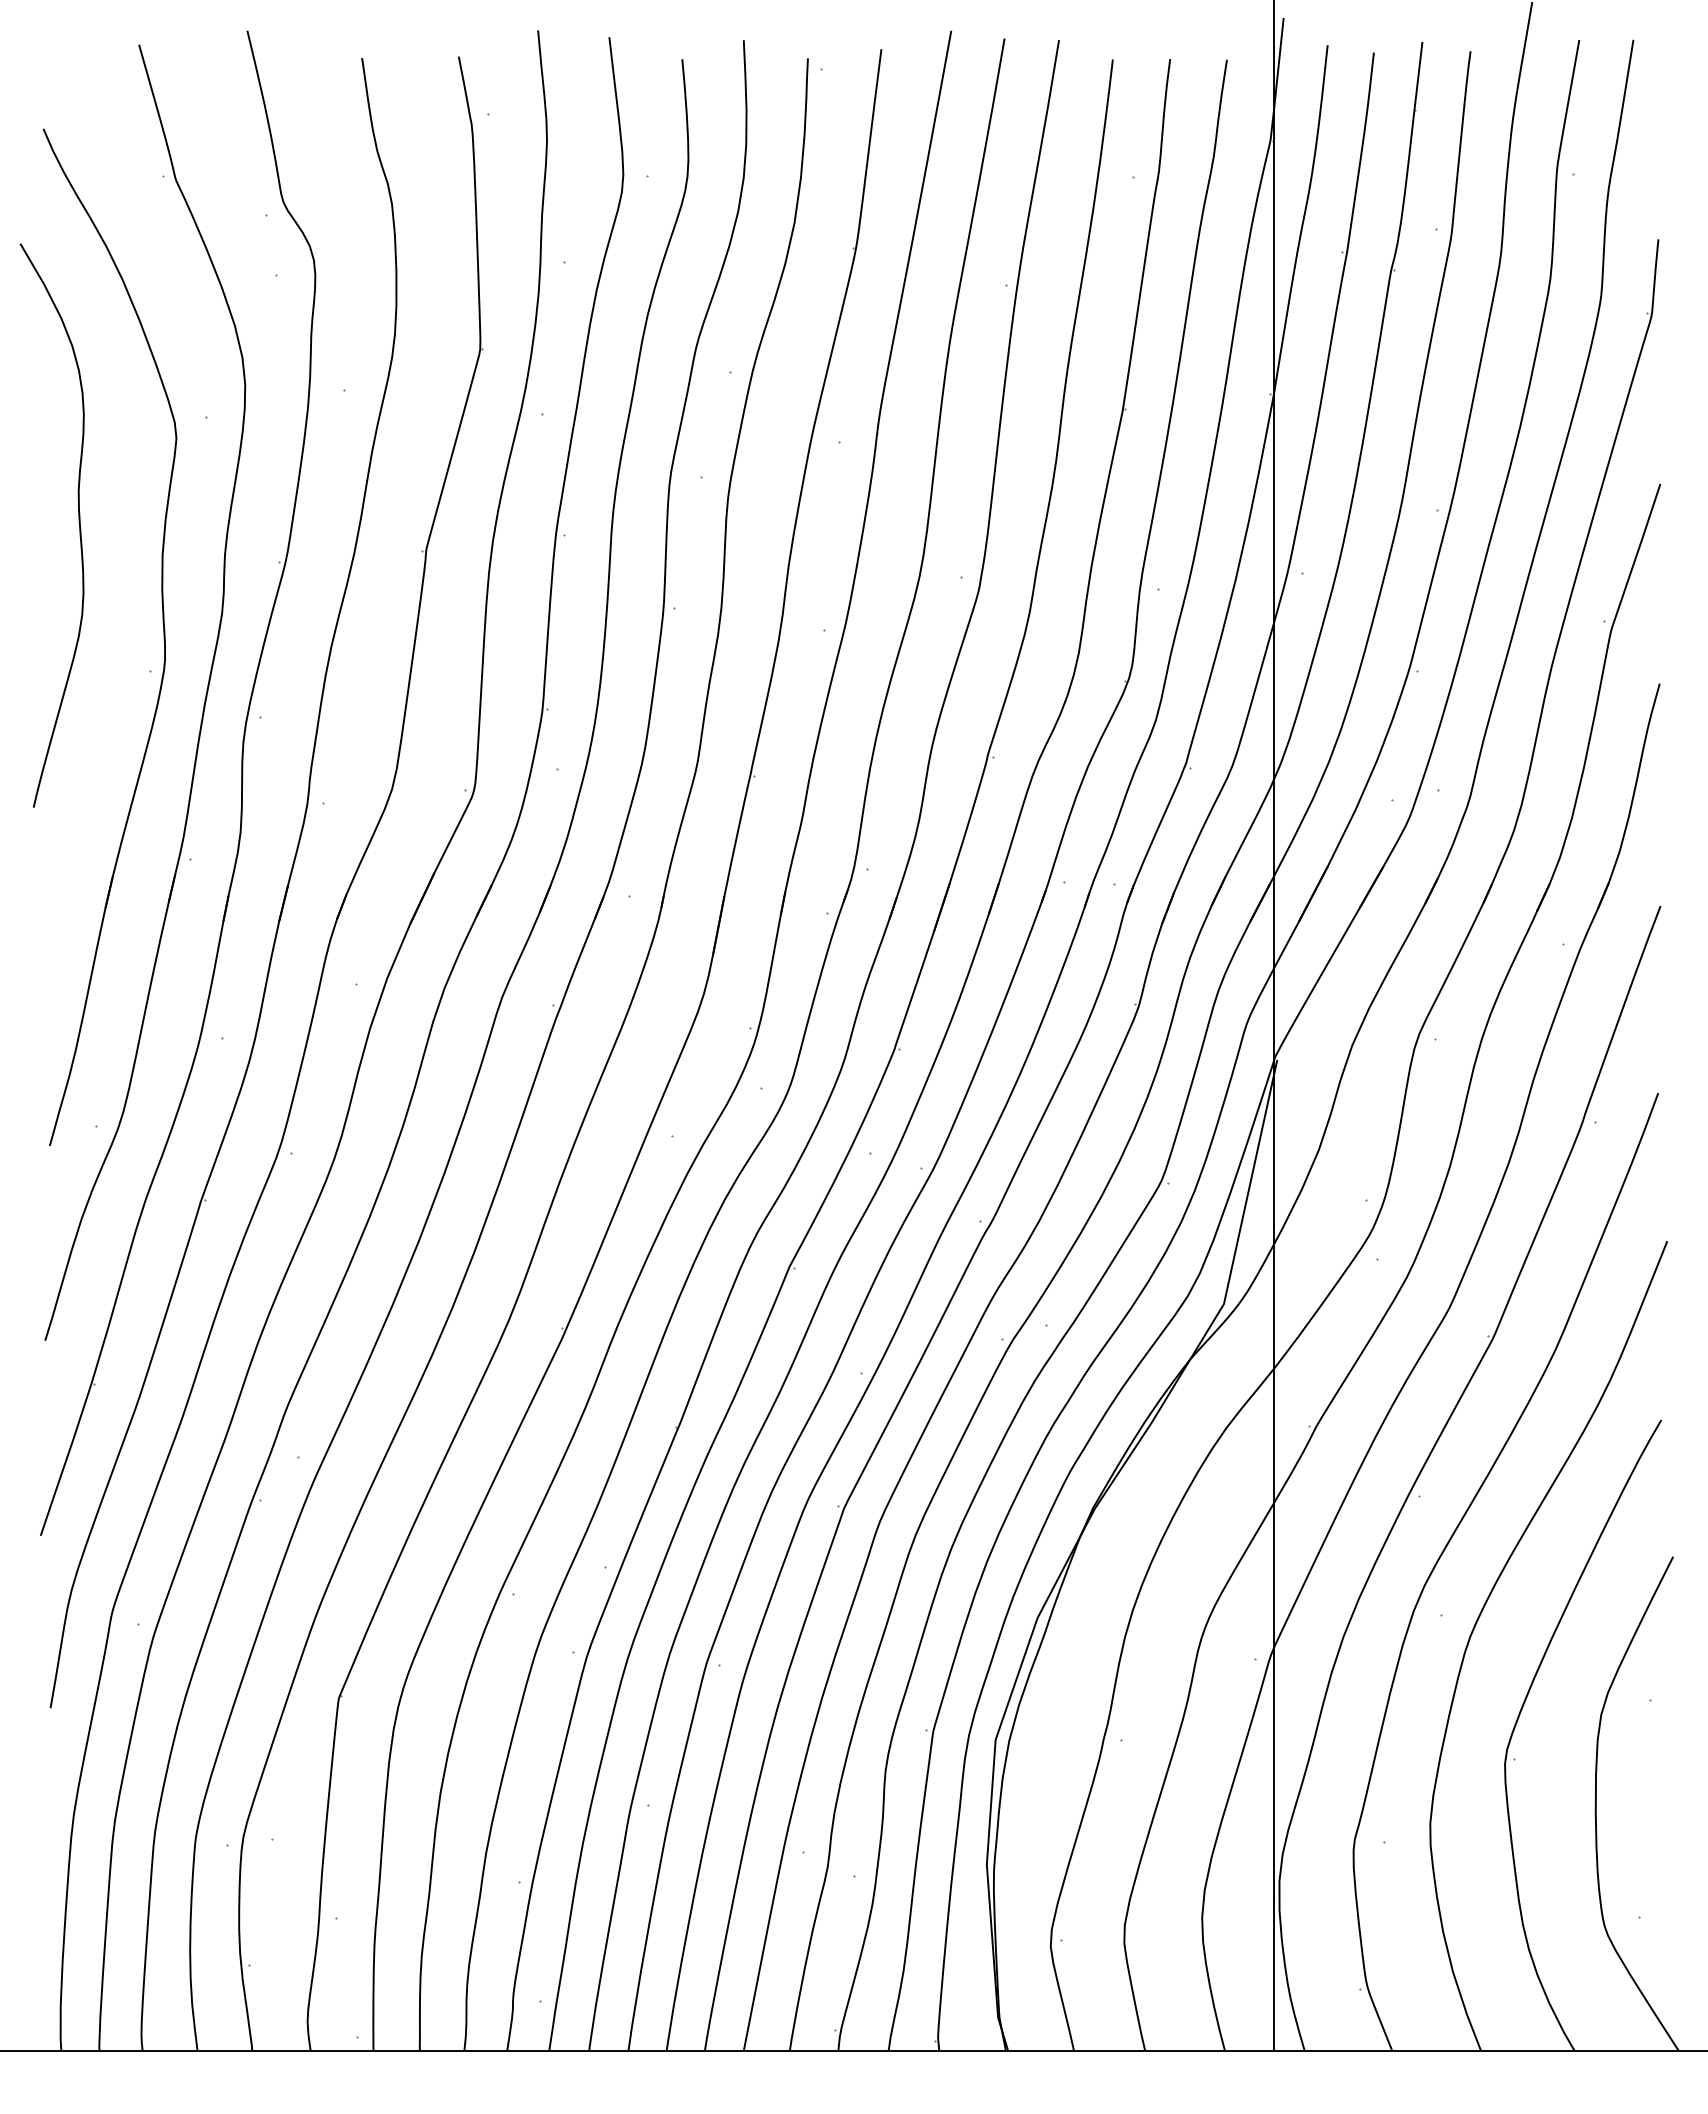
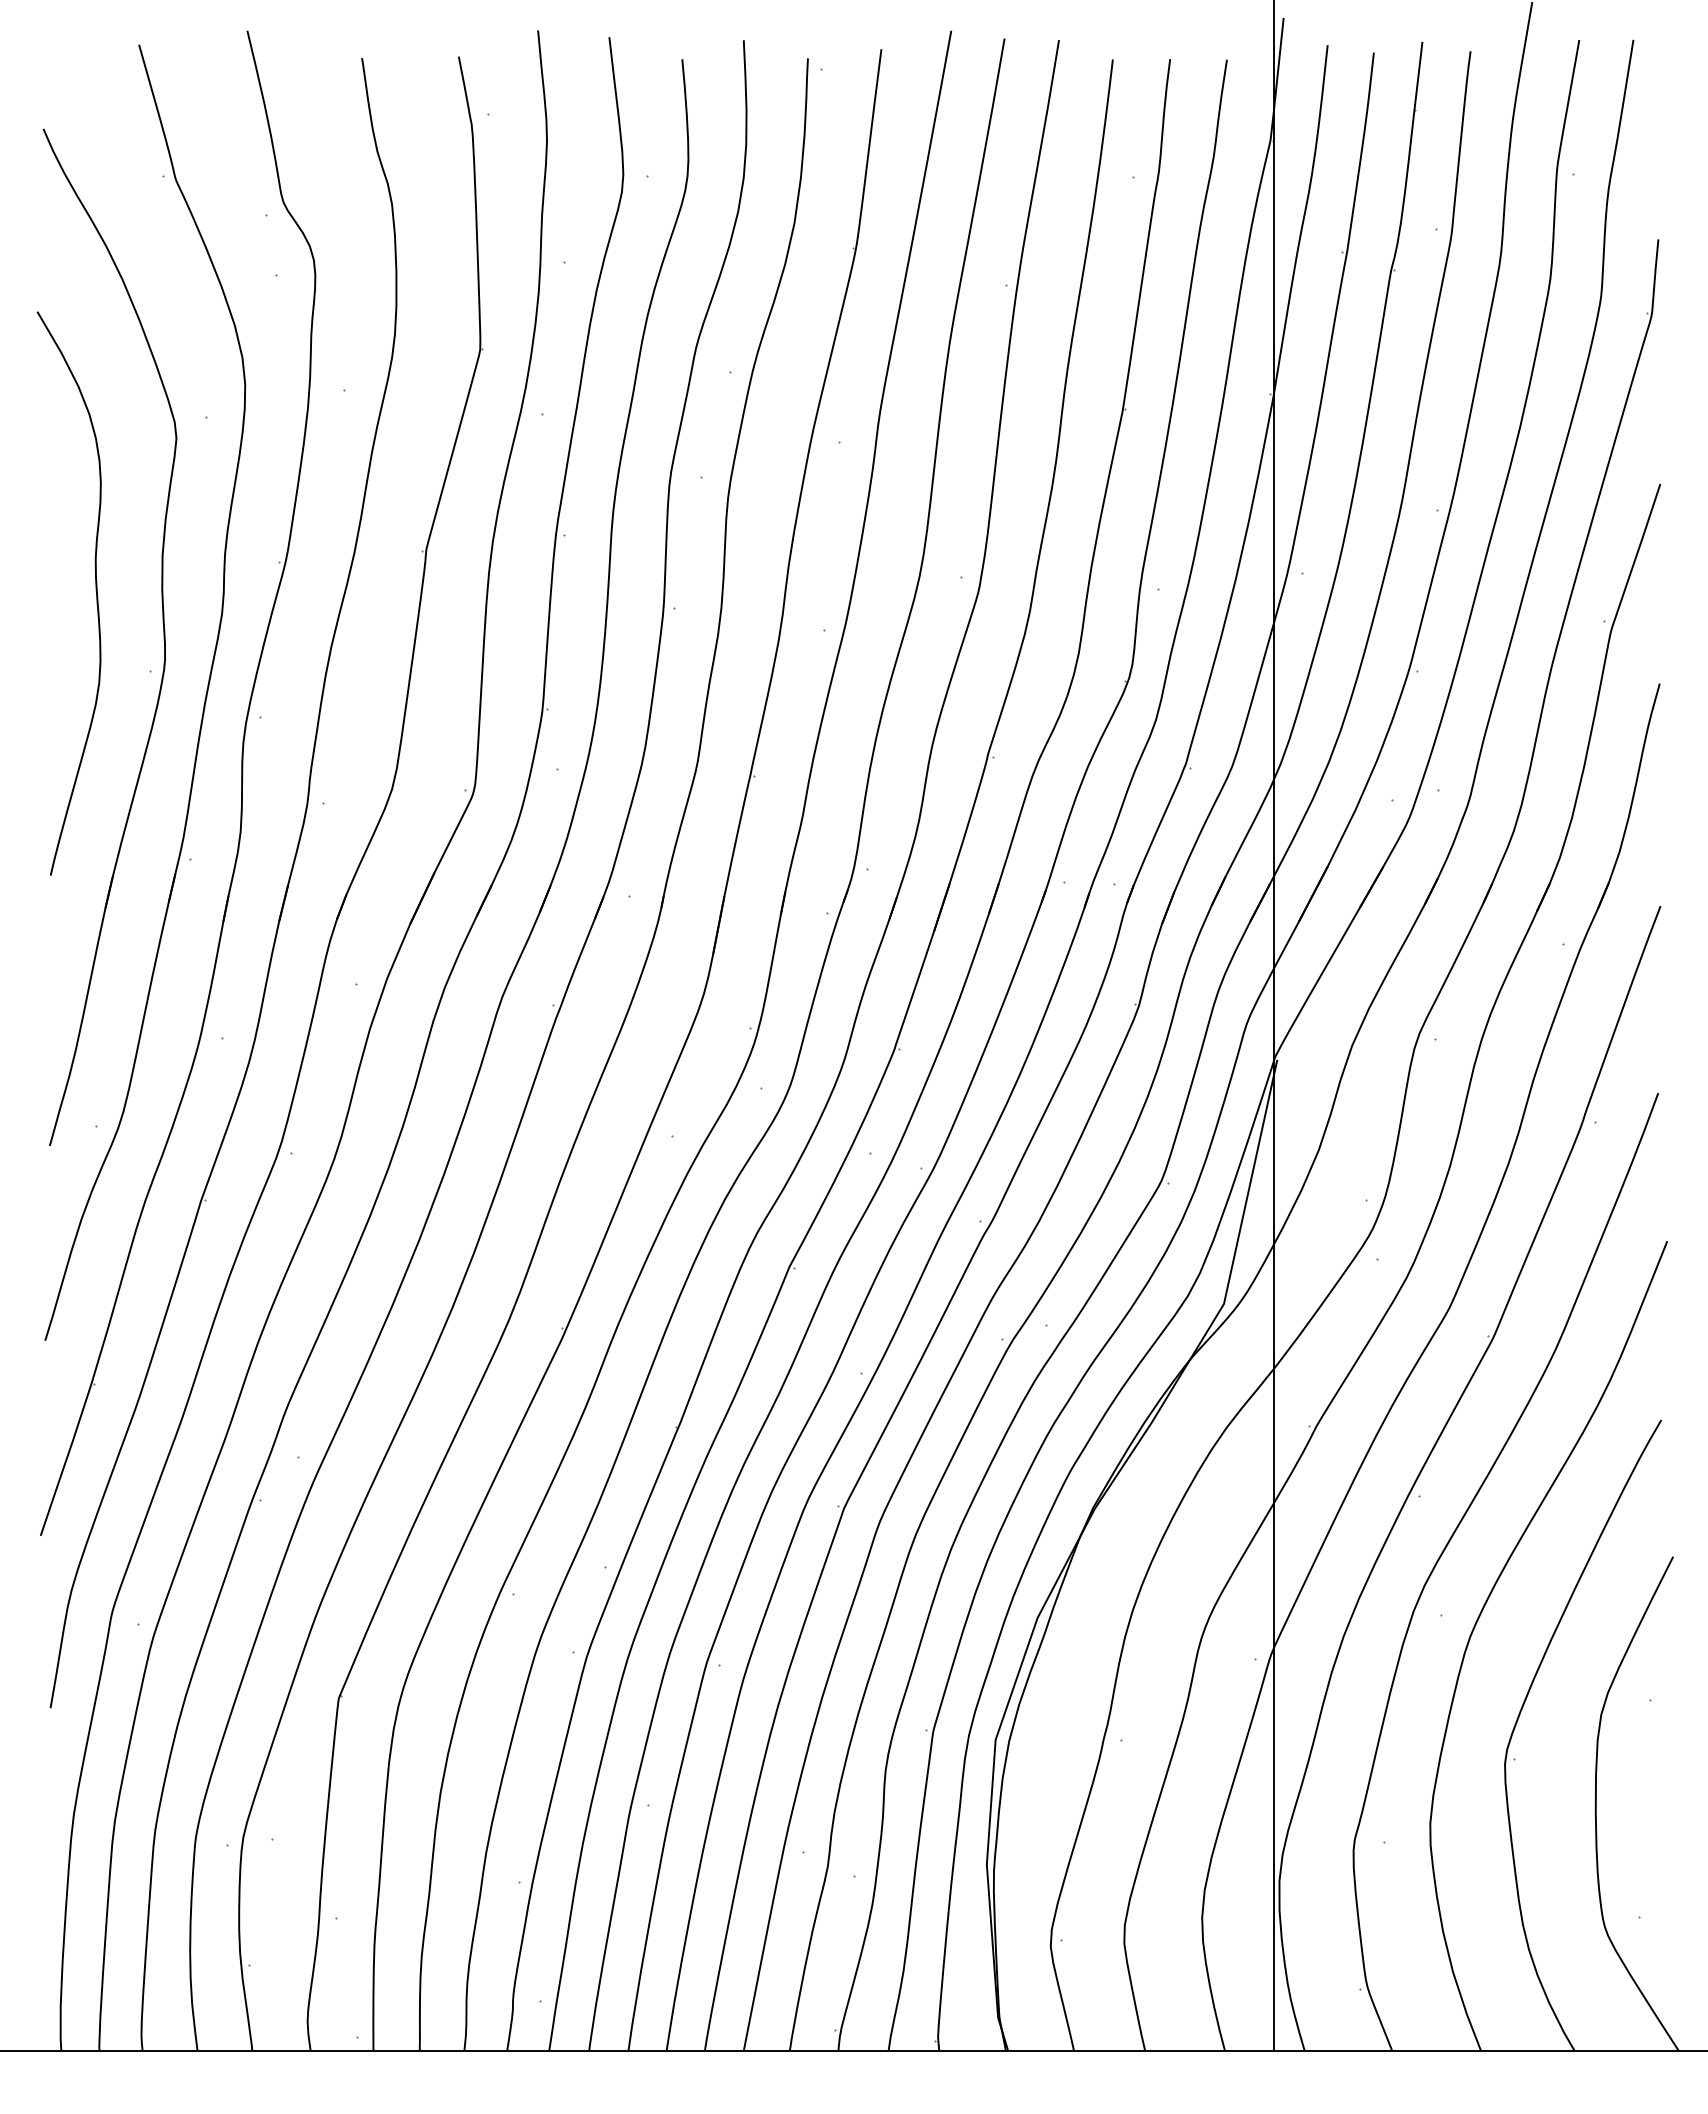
curve position: (78, 522) -> (95, 590) (95, 590)
